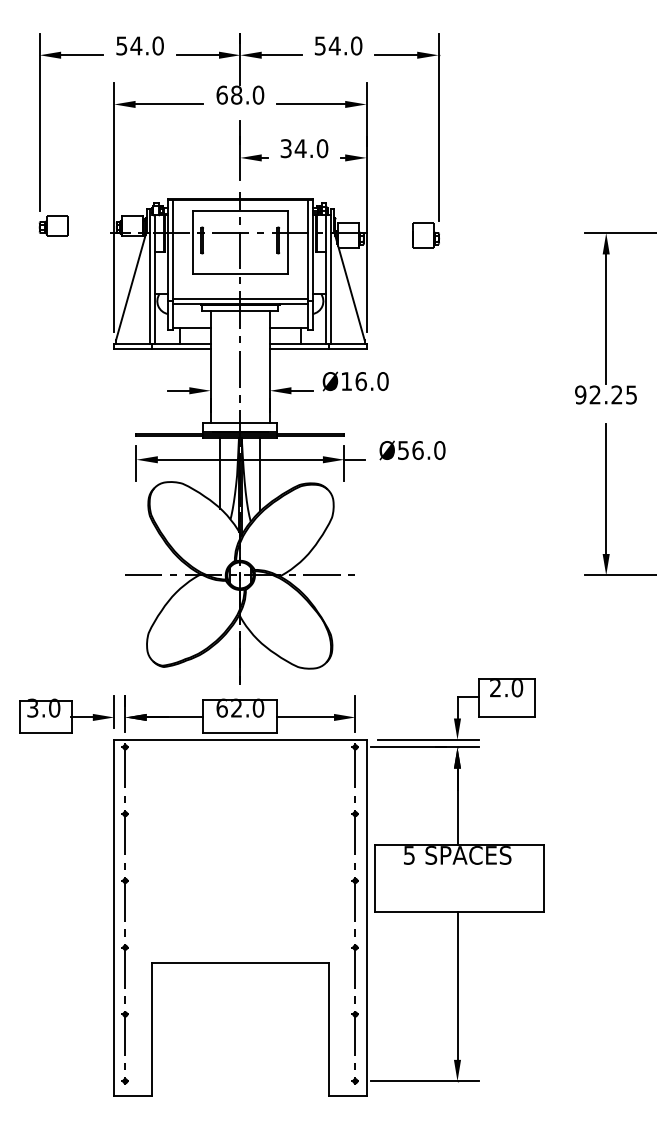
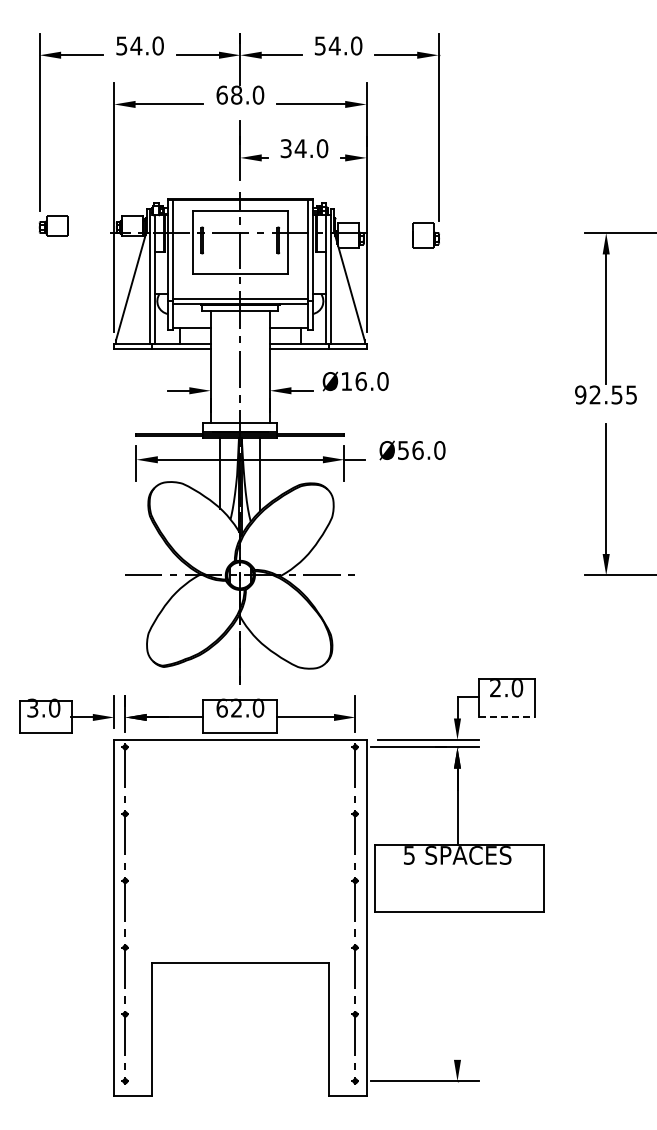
text: 92.25 -> 92.55 (616, 394)
line: solid -> dashed (507, 717)
line: present -> none (457, 985)
